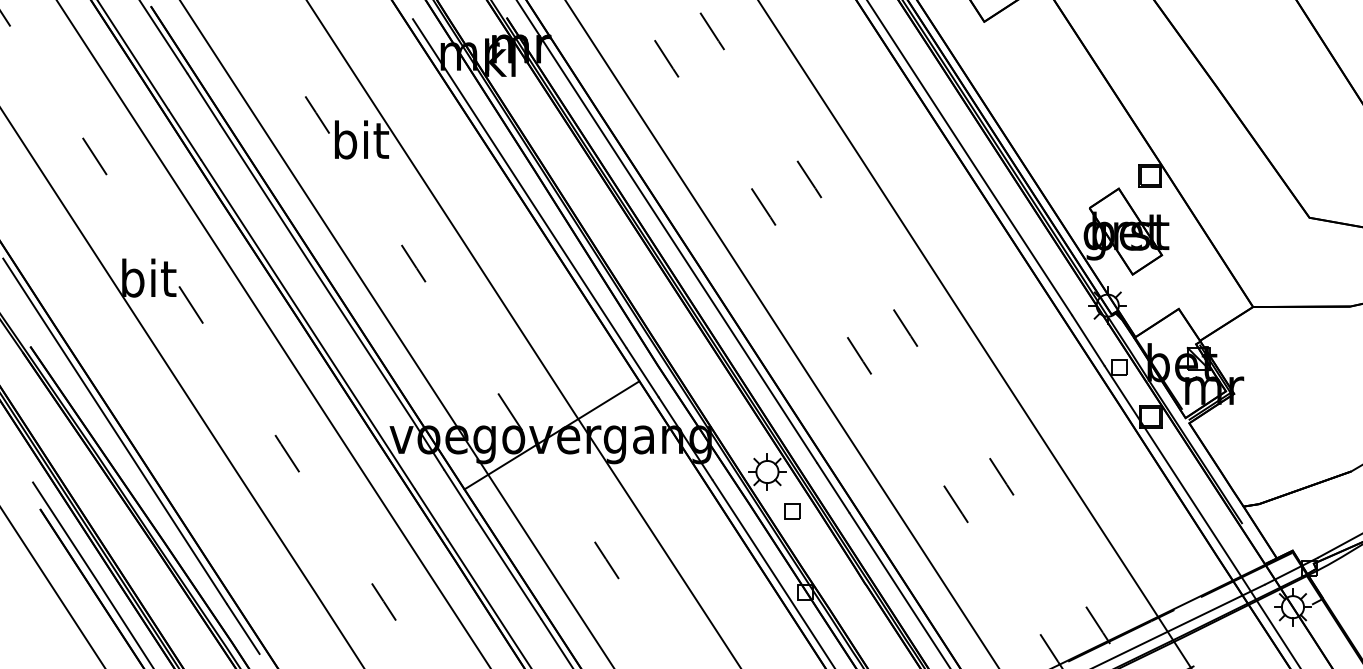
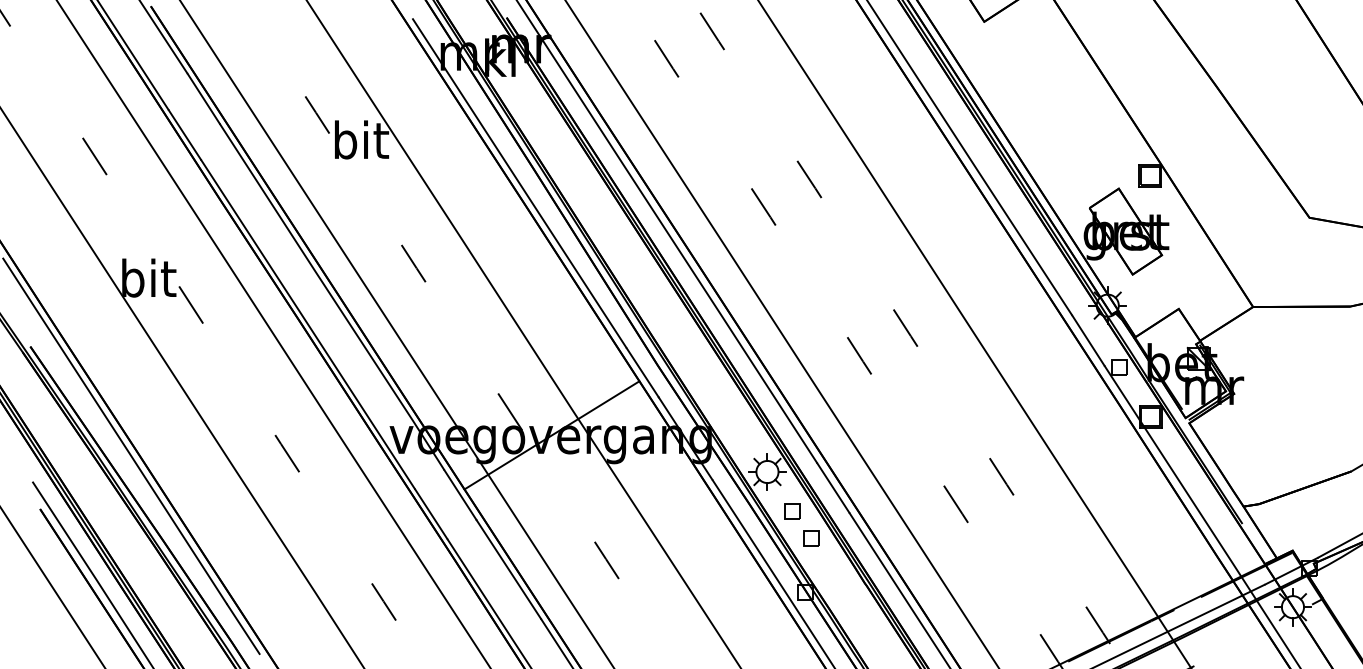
part: none -> present (811, 538)
